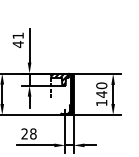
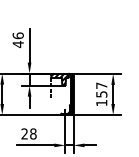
text: 41 -> 46 (17, 35)
text: 140 -> 157 (101, 89)
